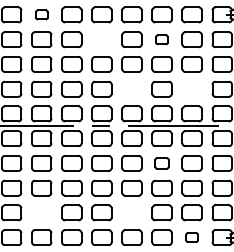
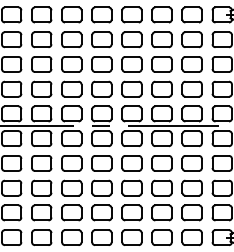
part size: 14x12 px -> 22x18 px (41, 14)
part: none -> present (101, 39)
part size: 14x12 px -> 22x18 px (161, 39)
part: none -> present (131, 88)
part: none -> present (191, 88)
part size: 16x13 px -> 22x17 px (161, 163)
part: none -> present (41, 212)
part: none -> present (131, 212)
part size: 14x11 px -> 22x17 px (191, 237)
